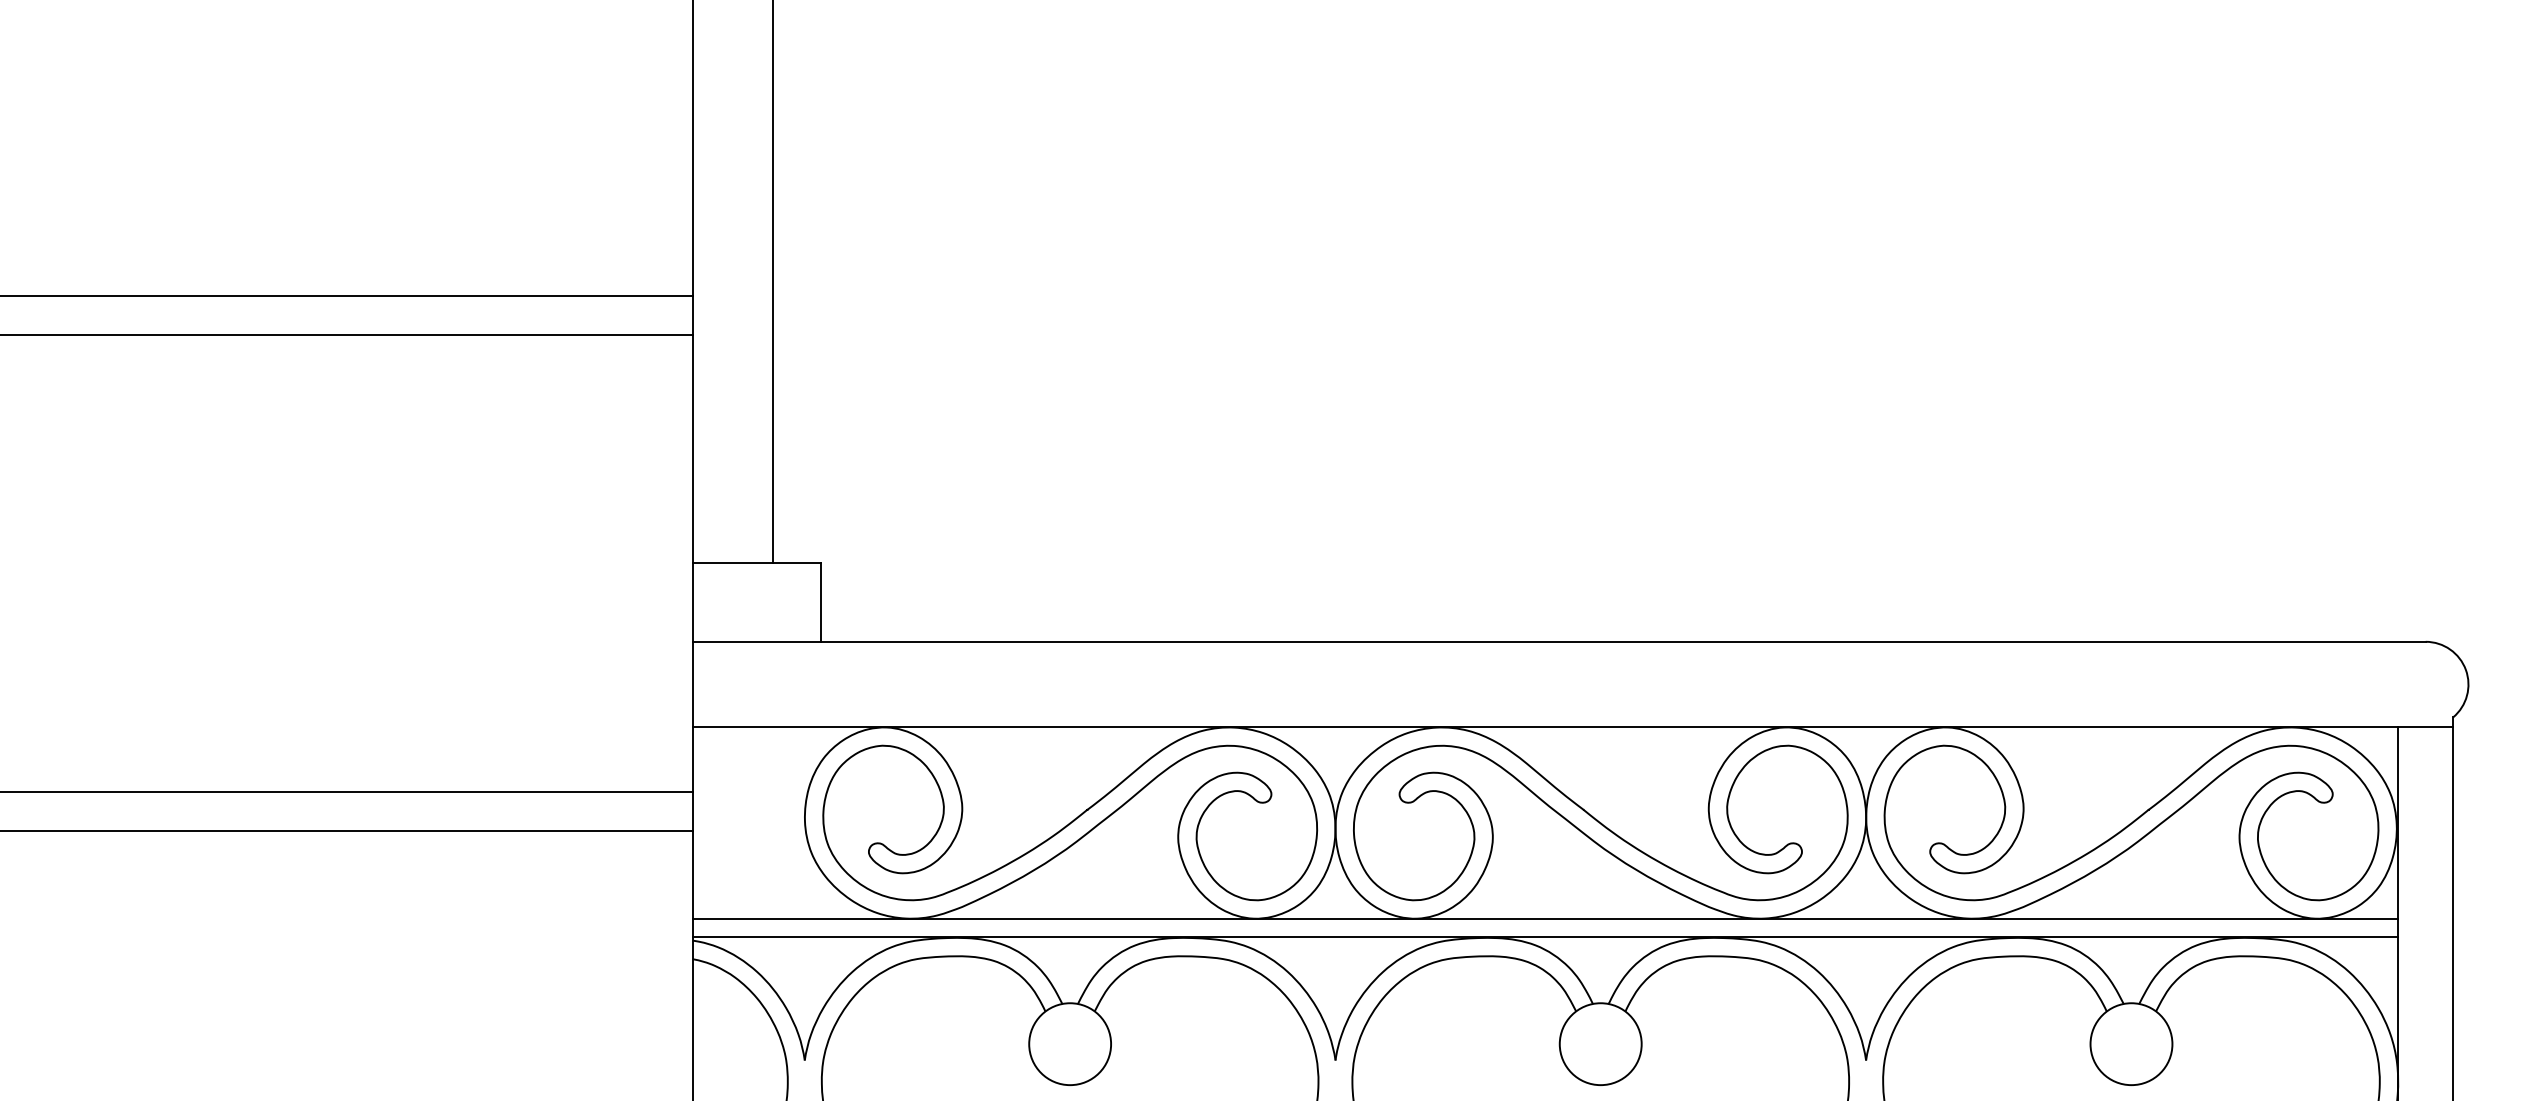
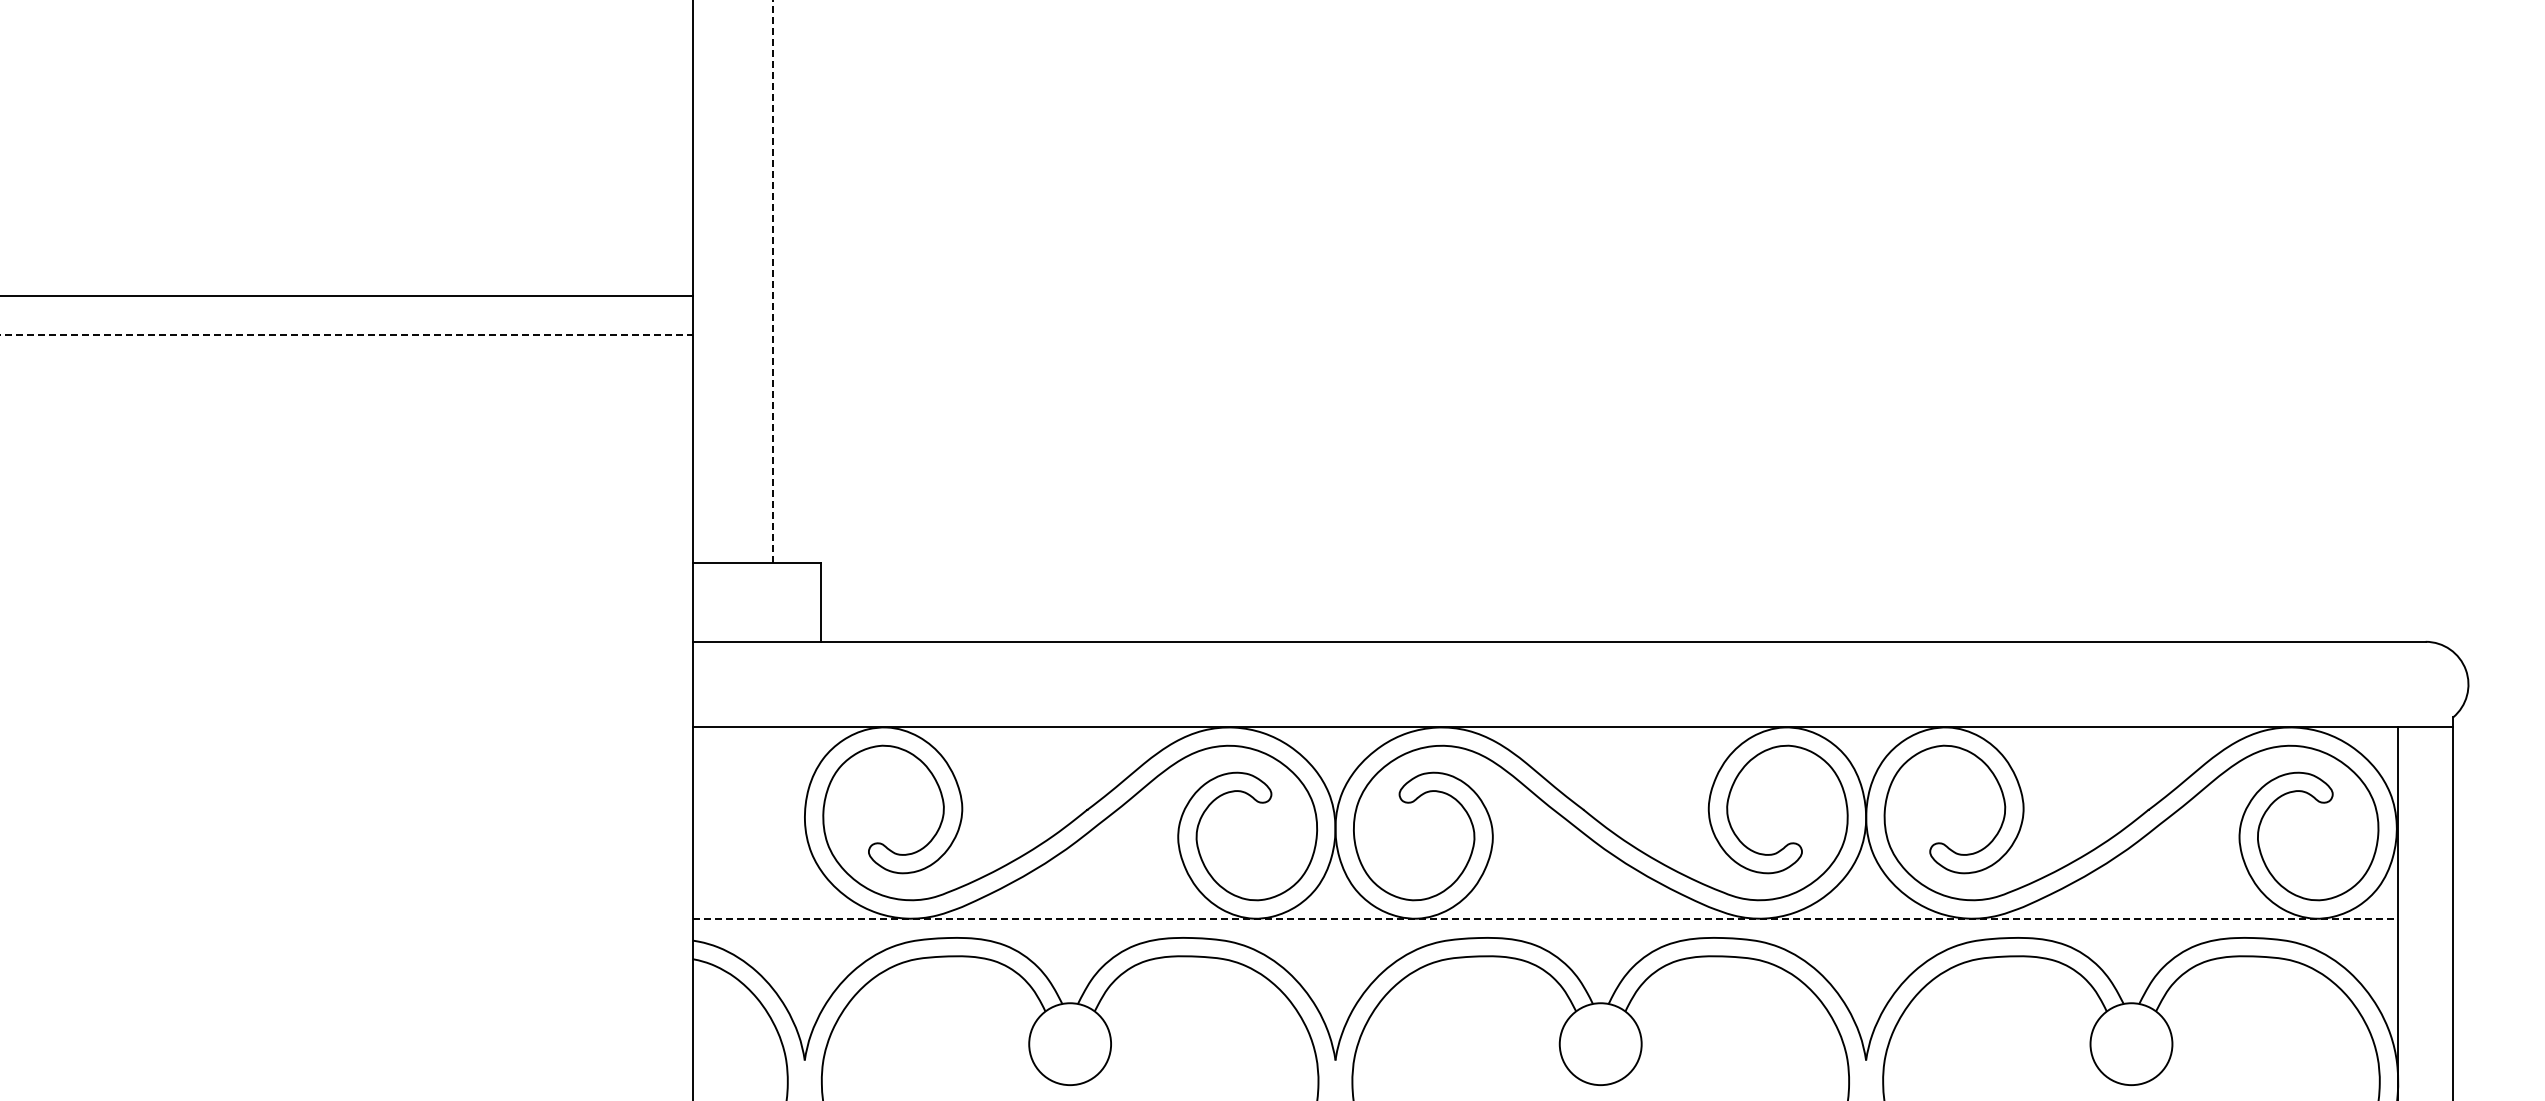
line: solid -> dashed (773, 281)
line: solid -> dashed (346, 334)
line: present -> none (347, 791)
line: present -> none (347, 830)
line: solid -> dashed (1545, 918)
line: present -> none (1545, 937)
